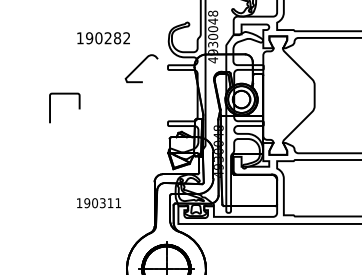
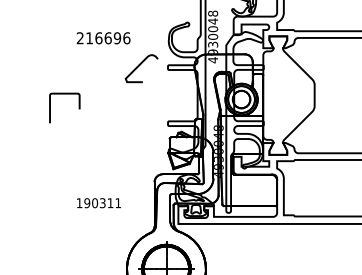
text: 190282 -> 216696 (103, 38)
